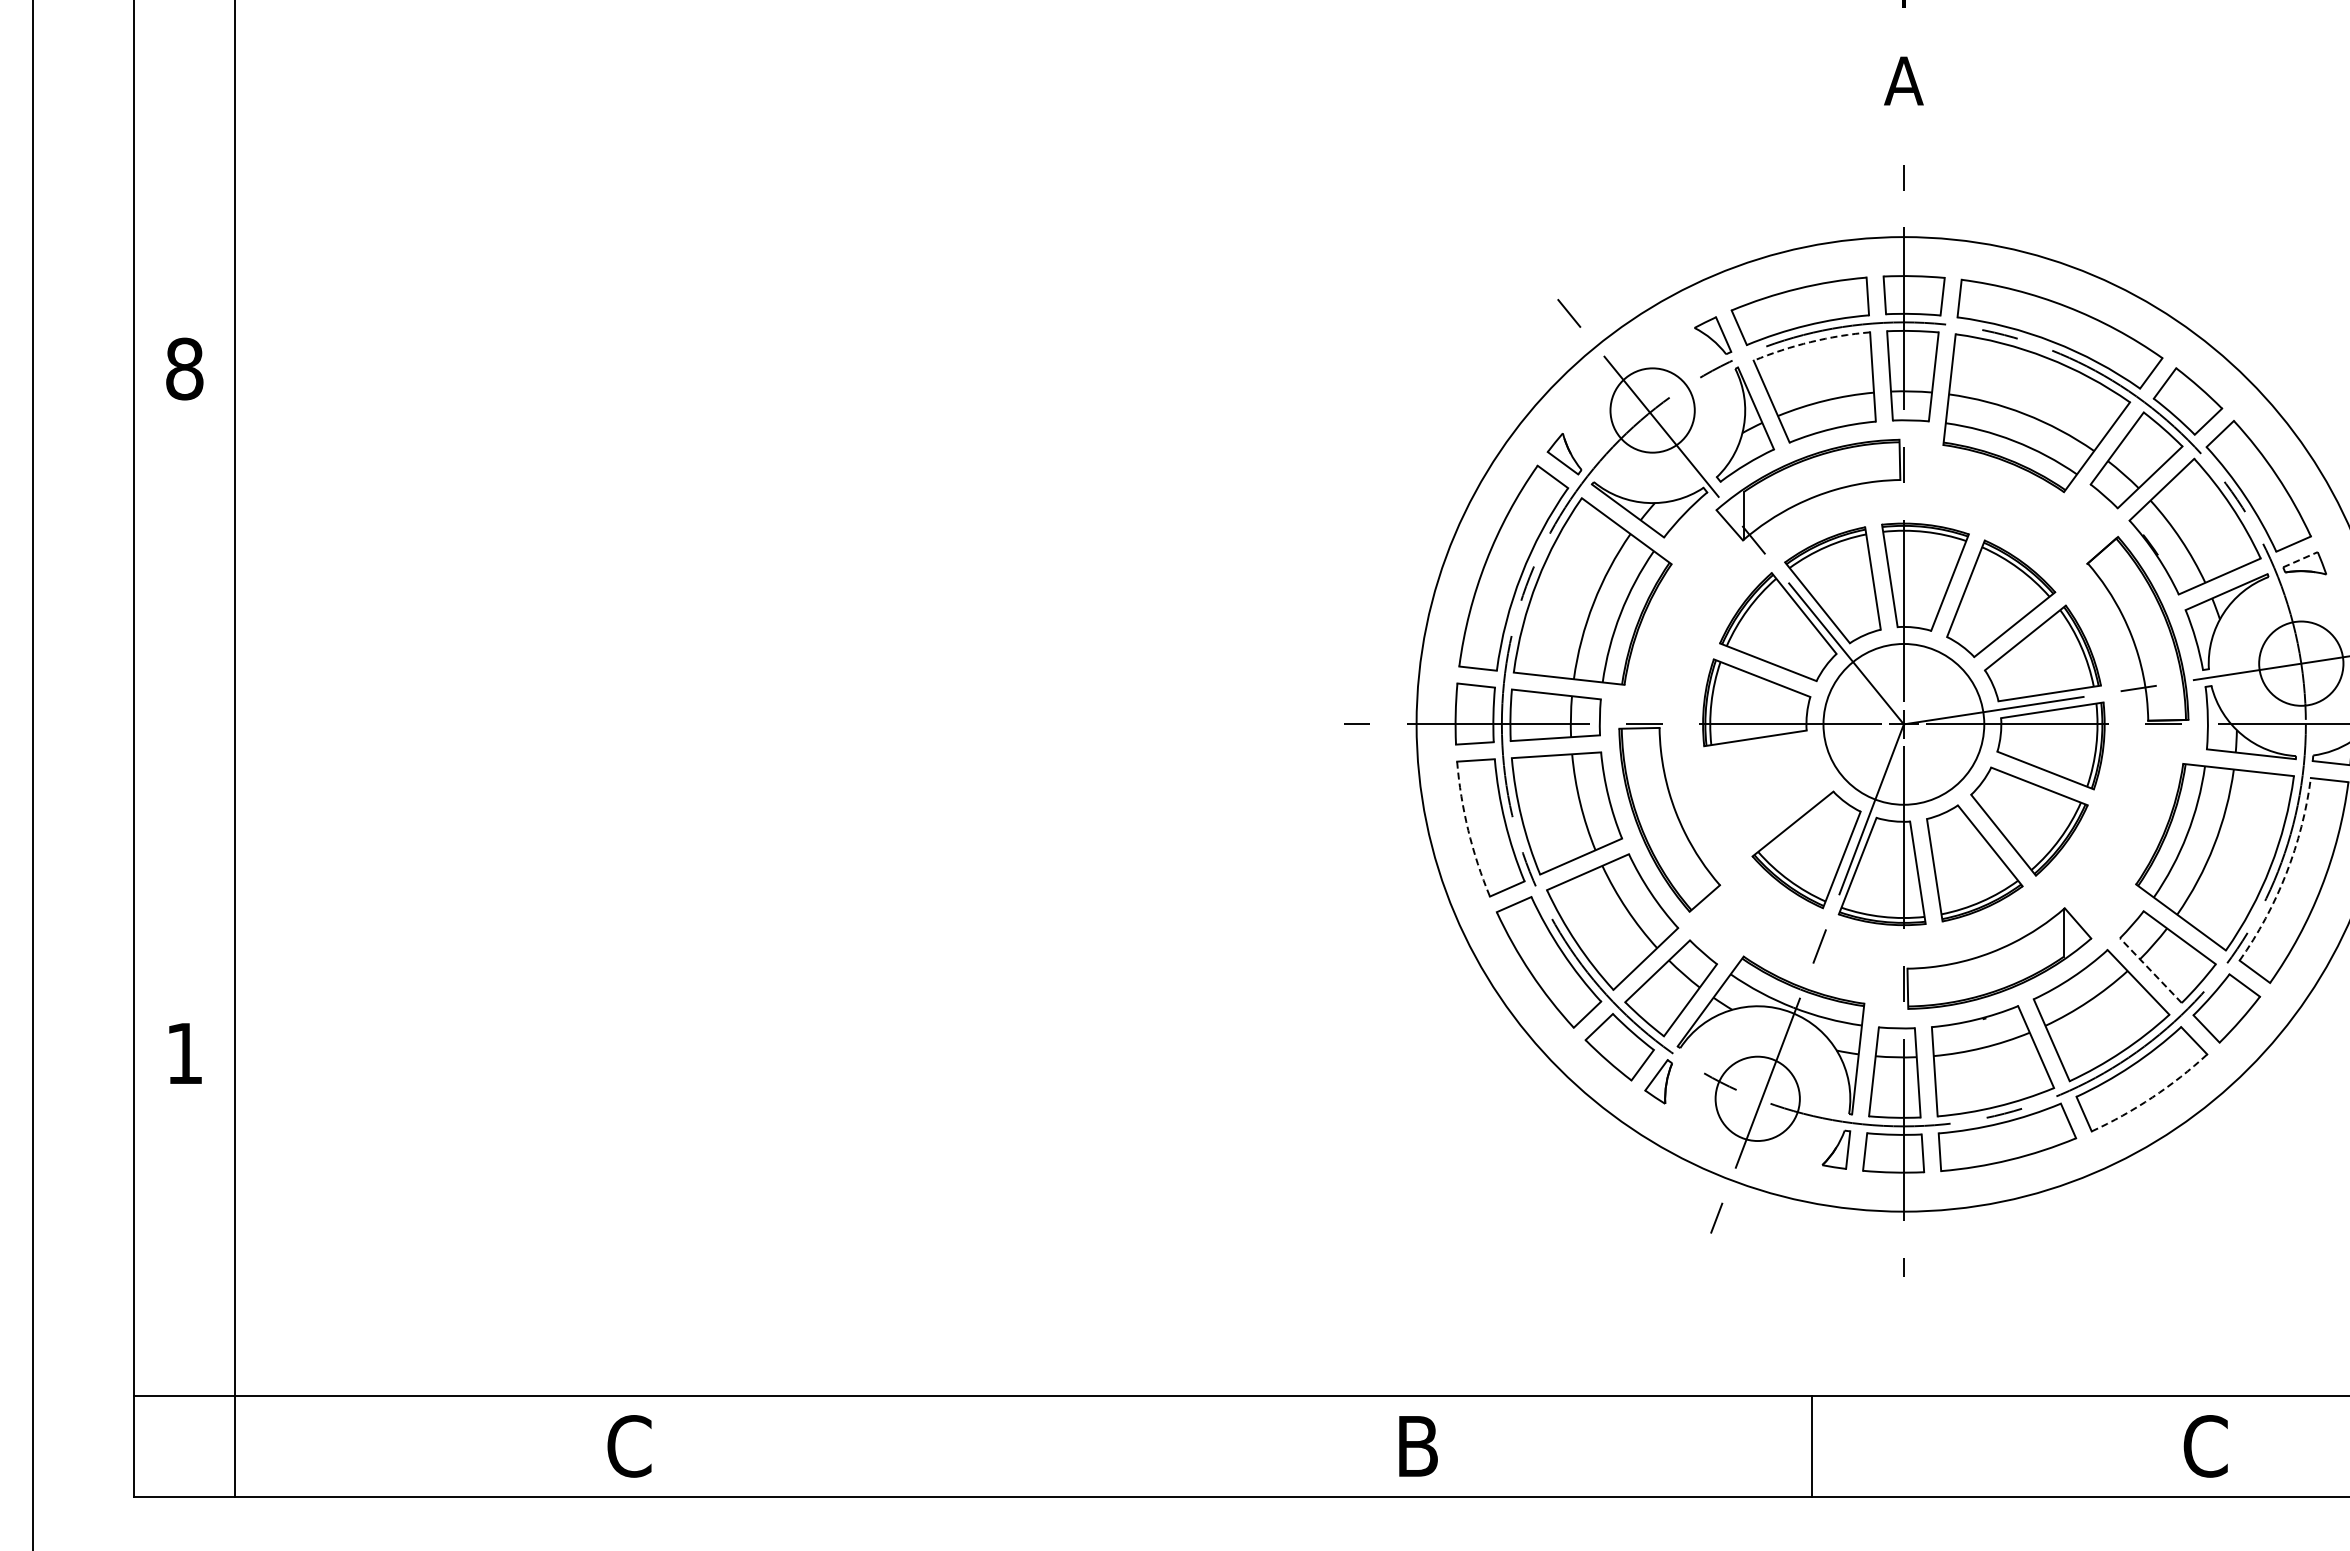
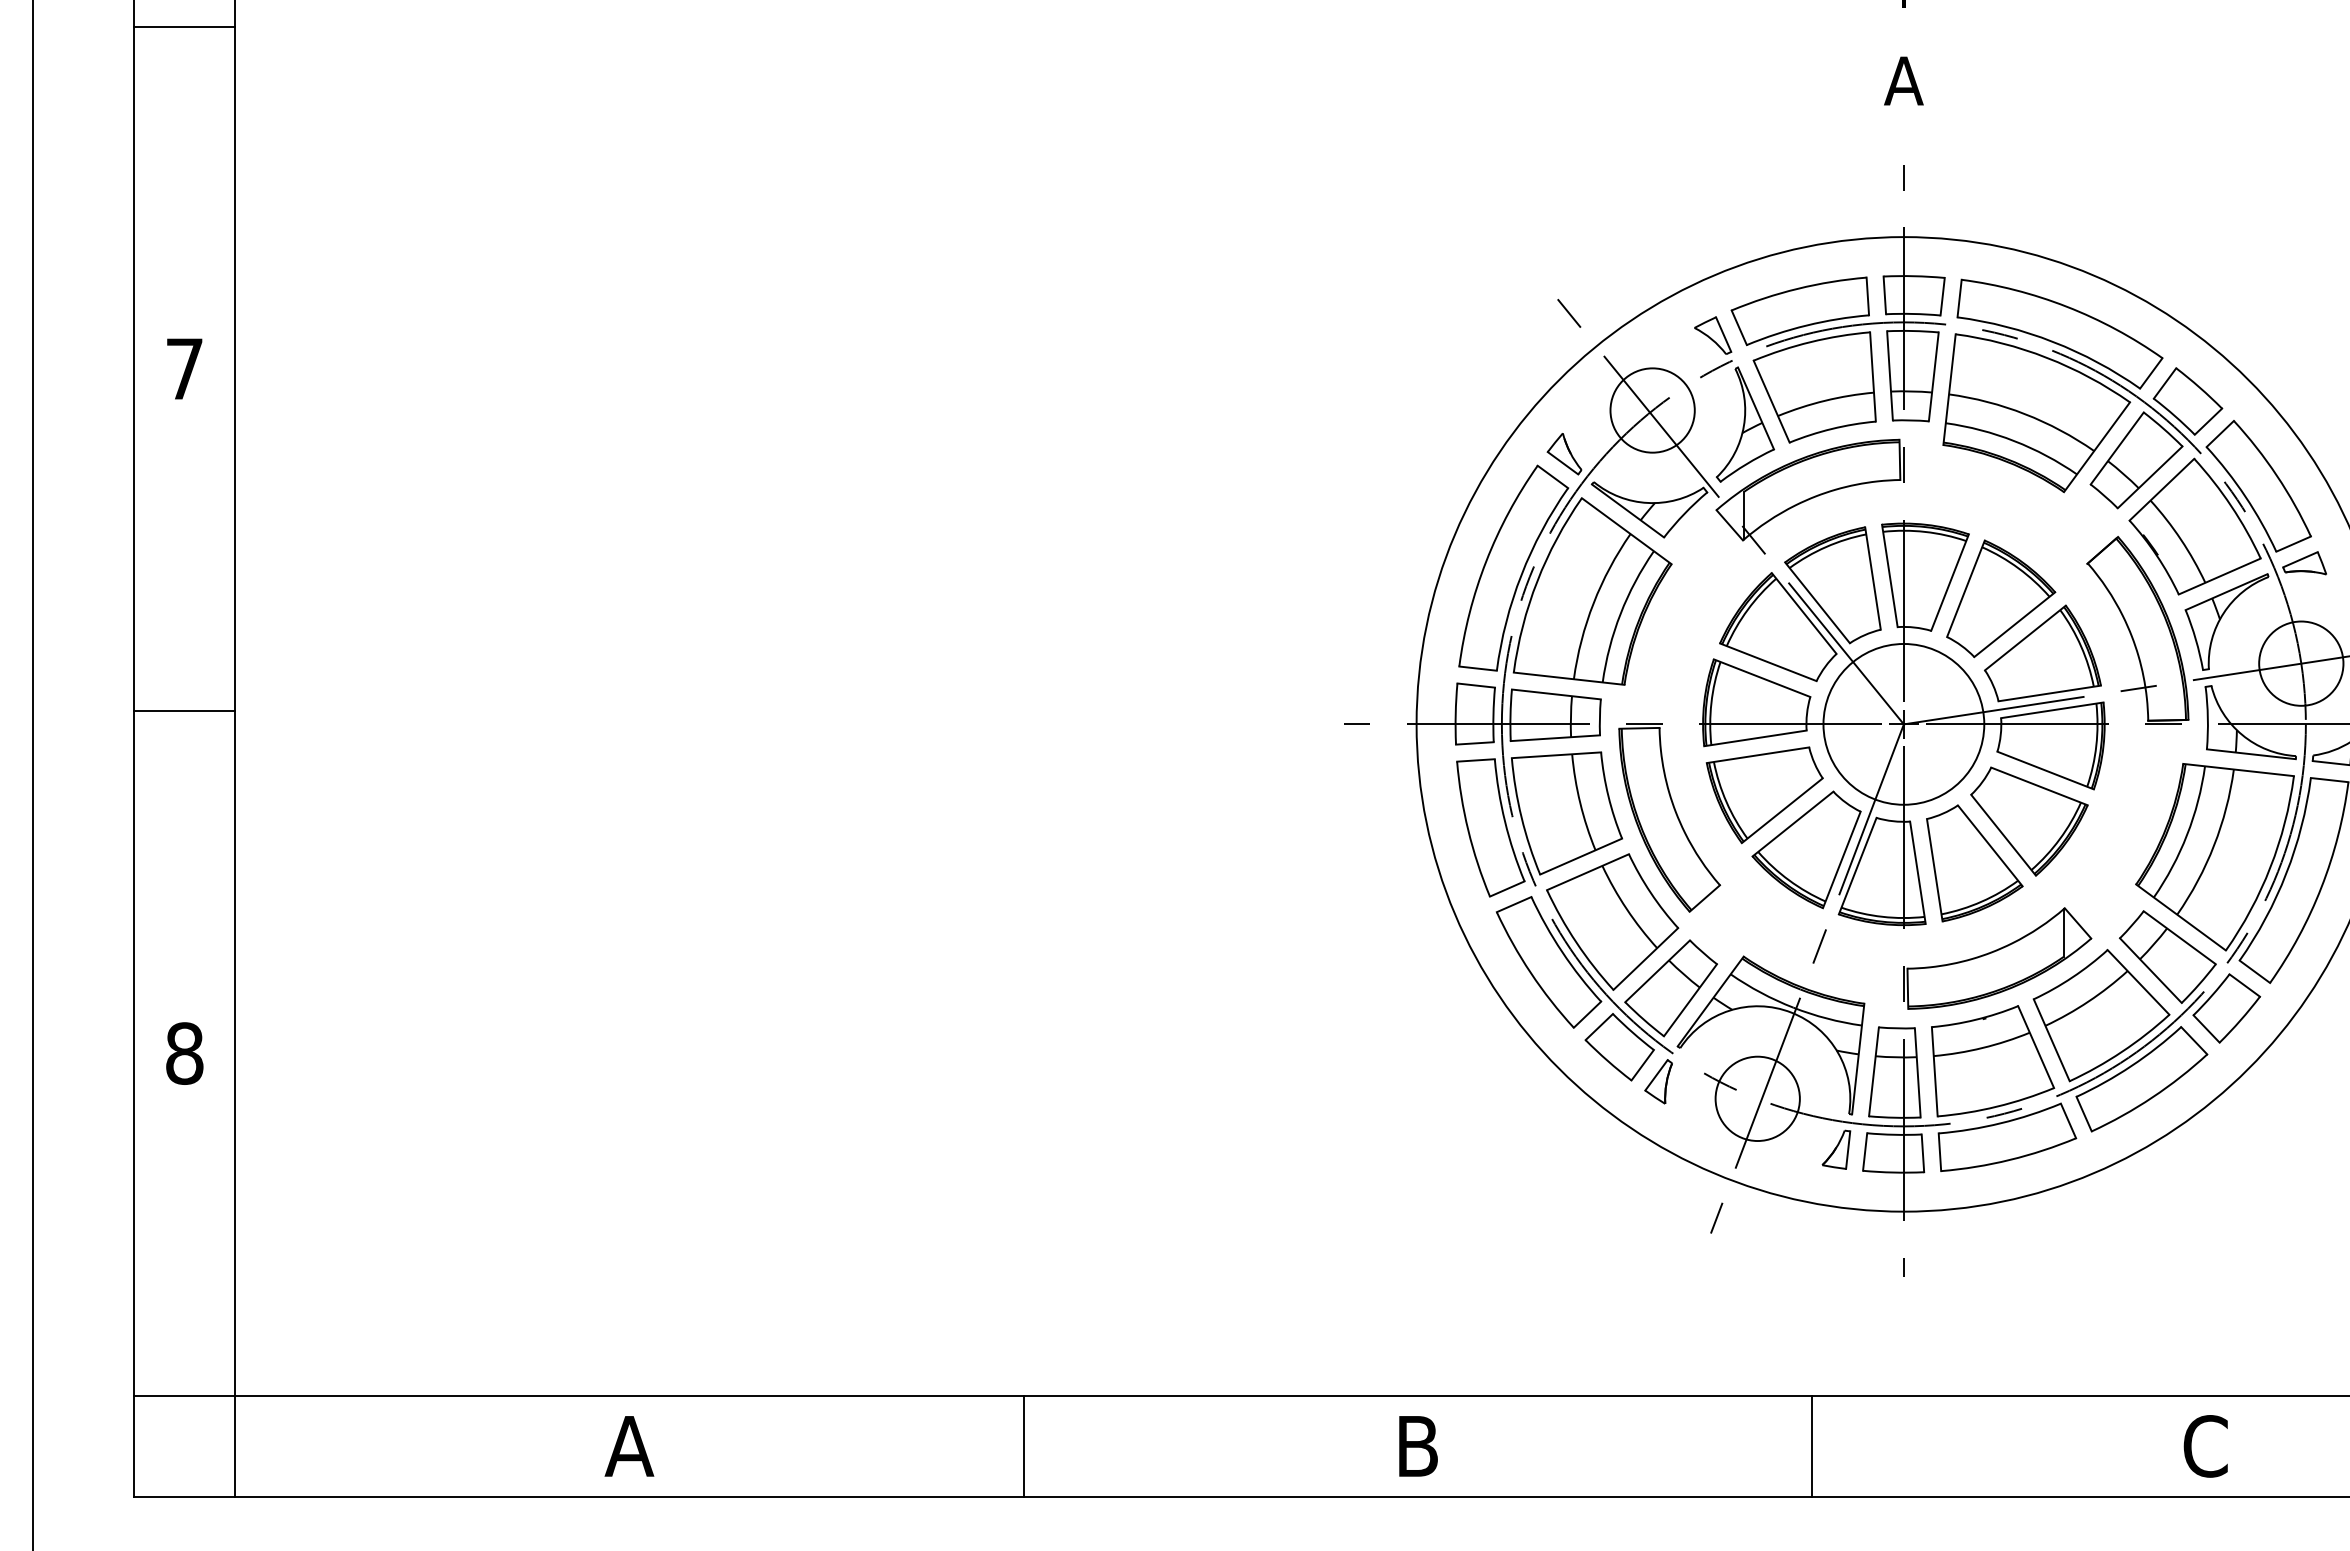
line: none -> present (184, 26)
arc: dashed -> solid (1810, 342)
text: 8 -> 7 (184, 368)
line: dashed -> solid (2300, 559)
line: none -> present (184, 711)
part: none -> present (1764, 795)
arc: dashed -> solid (1468, 830)
arc: dashed -> solid (2286, 873)
line: dashed -> solid (2150, 970)
text: 1 -> 8 (184, 1053)
arc: dashed -> solid (2152, 1097)
line: none -> present (1023, 1445)
text: C -> A (629, 1446)
